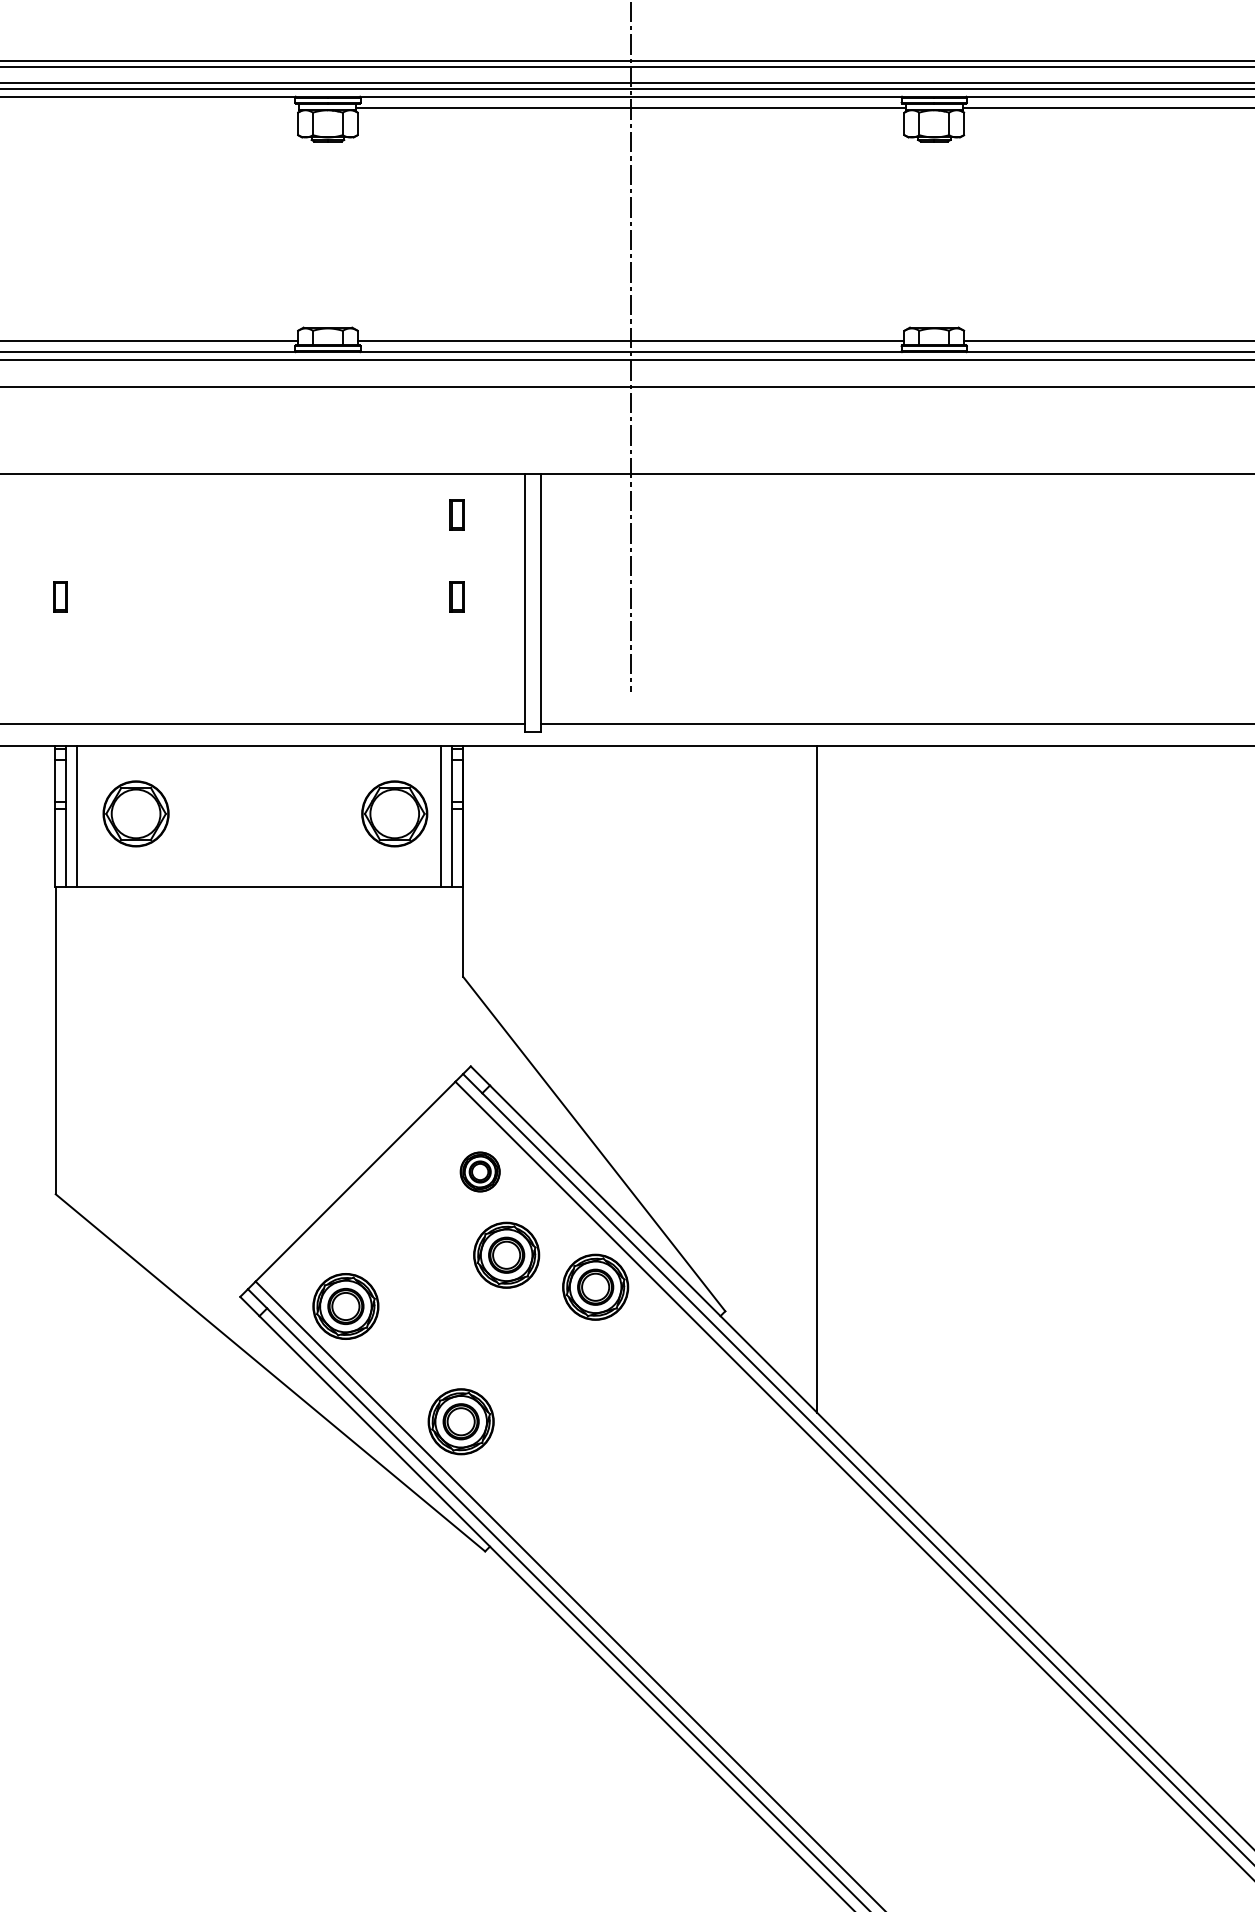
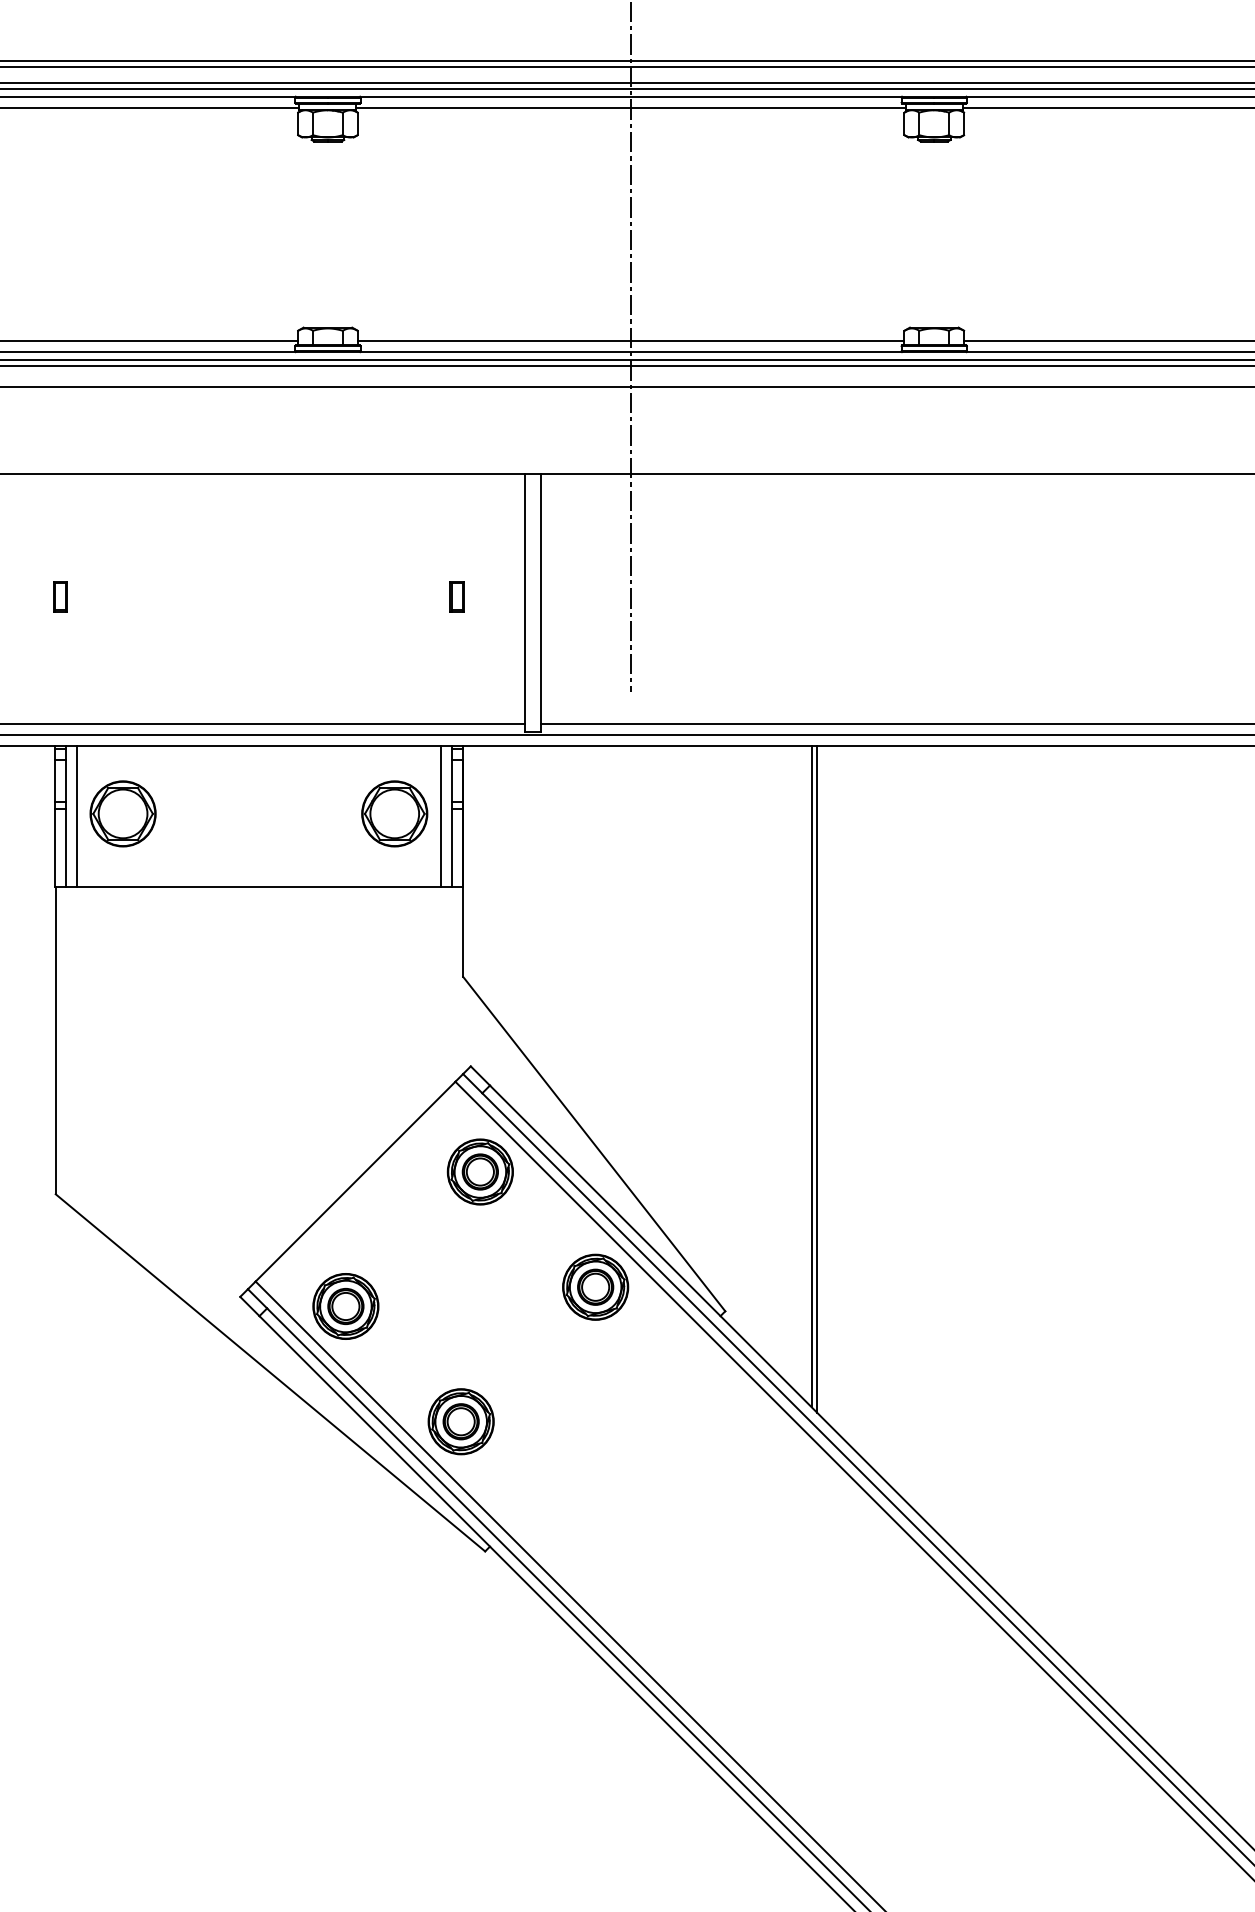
line: none -> present (150, 107)
line: none -> present (626, 365)
part: present -> none (456, 514)
line: none -> present (626, 735)
part position: (135, 813) -> (122, 813) (122, 813)
line: none -> present (811, 1076)
part size: 42x42 px -> 68x68 px (479, 1171)
part: present -> none (506, 1254)
